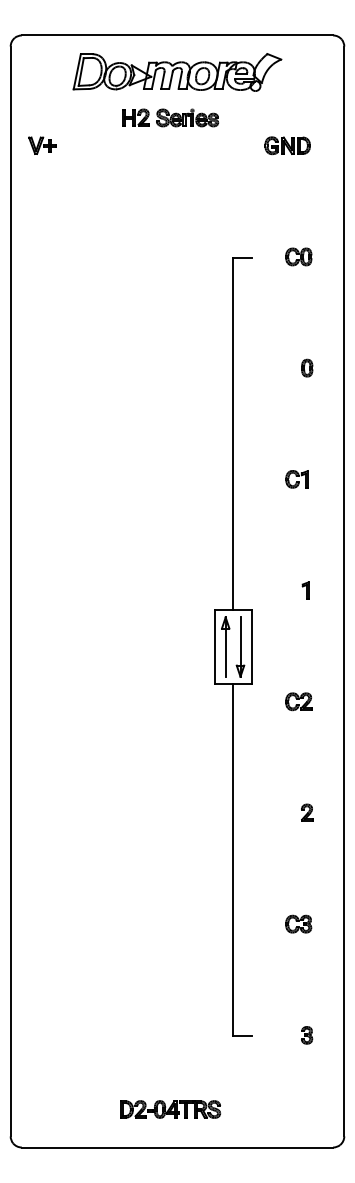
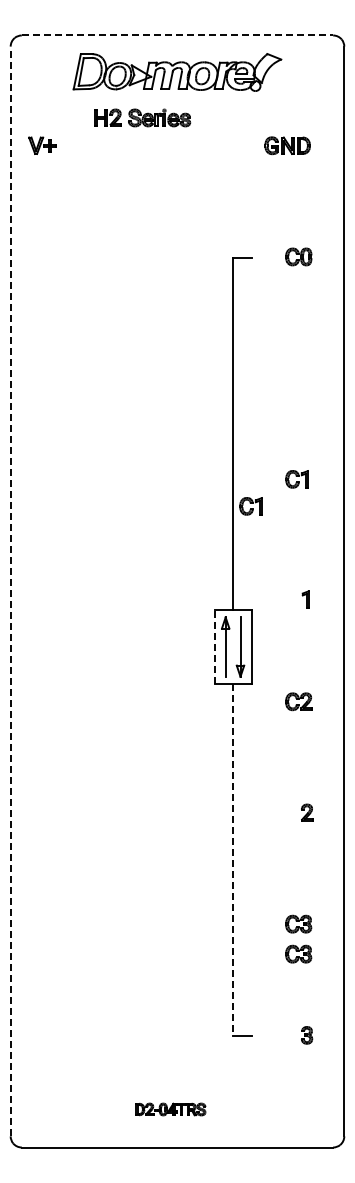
line: solid -> dashed (177, 35)
part position: (170, 117) -> (142, 117) (142, 117)
part: present -> none (307, 367)
part: none -> present (250, 506)
part position: (305, 590) -> (305, 599) (305, 599)
line: solid -> dashed (10, 591)
line: solid -> dashed (214, 646)
line: solid -> dashed (233, 860)
part: none -> present (298, 953)
part size: 102x19 px -> 72x15 px (170, 1109)
